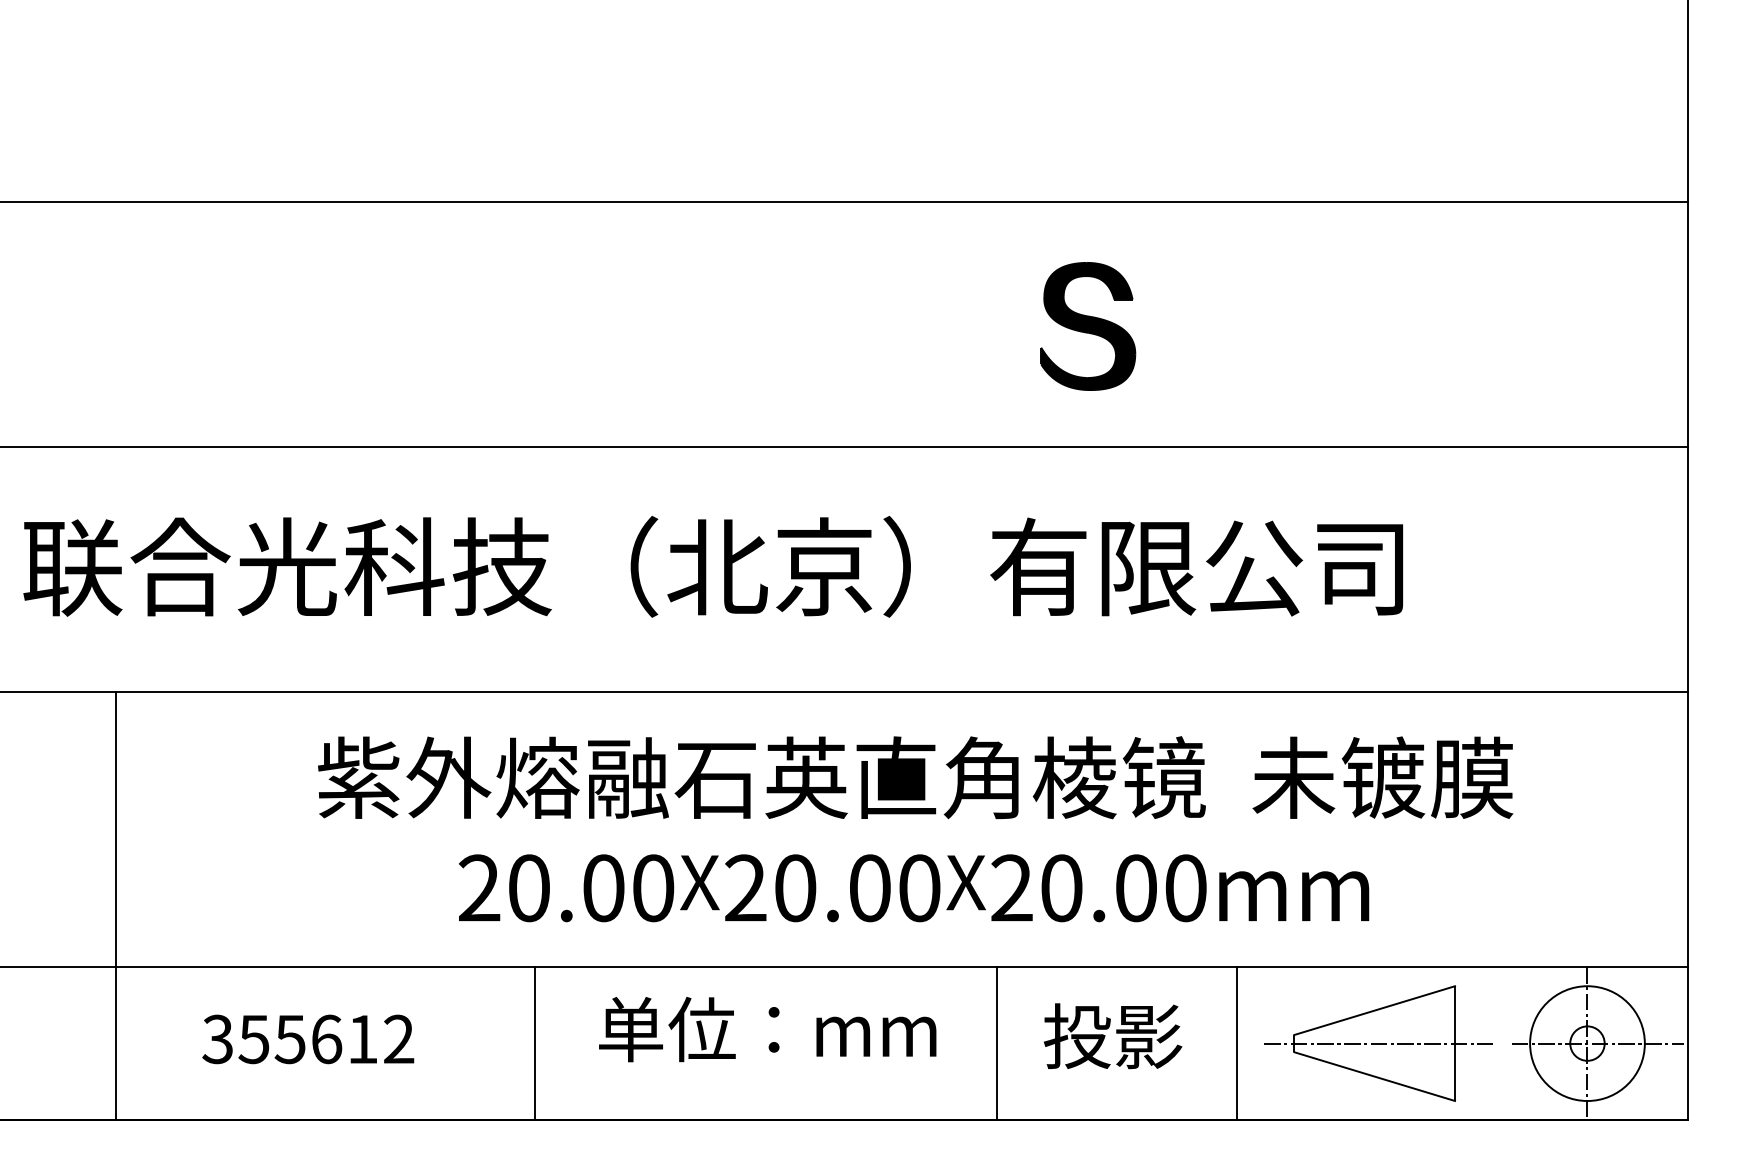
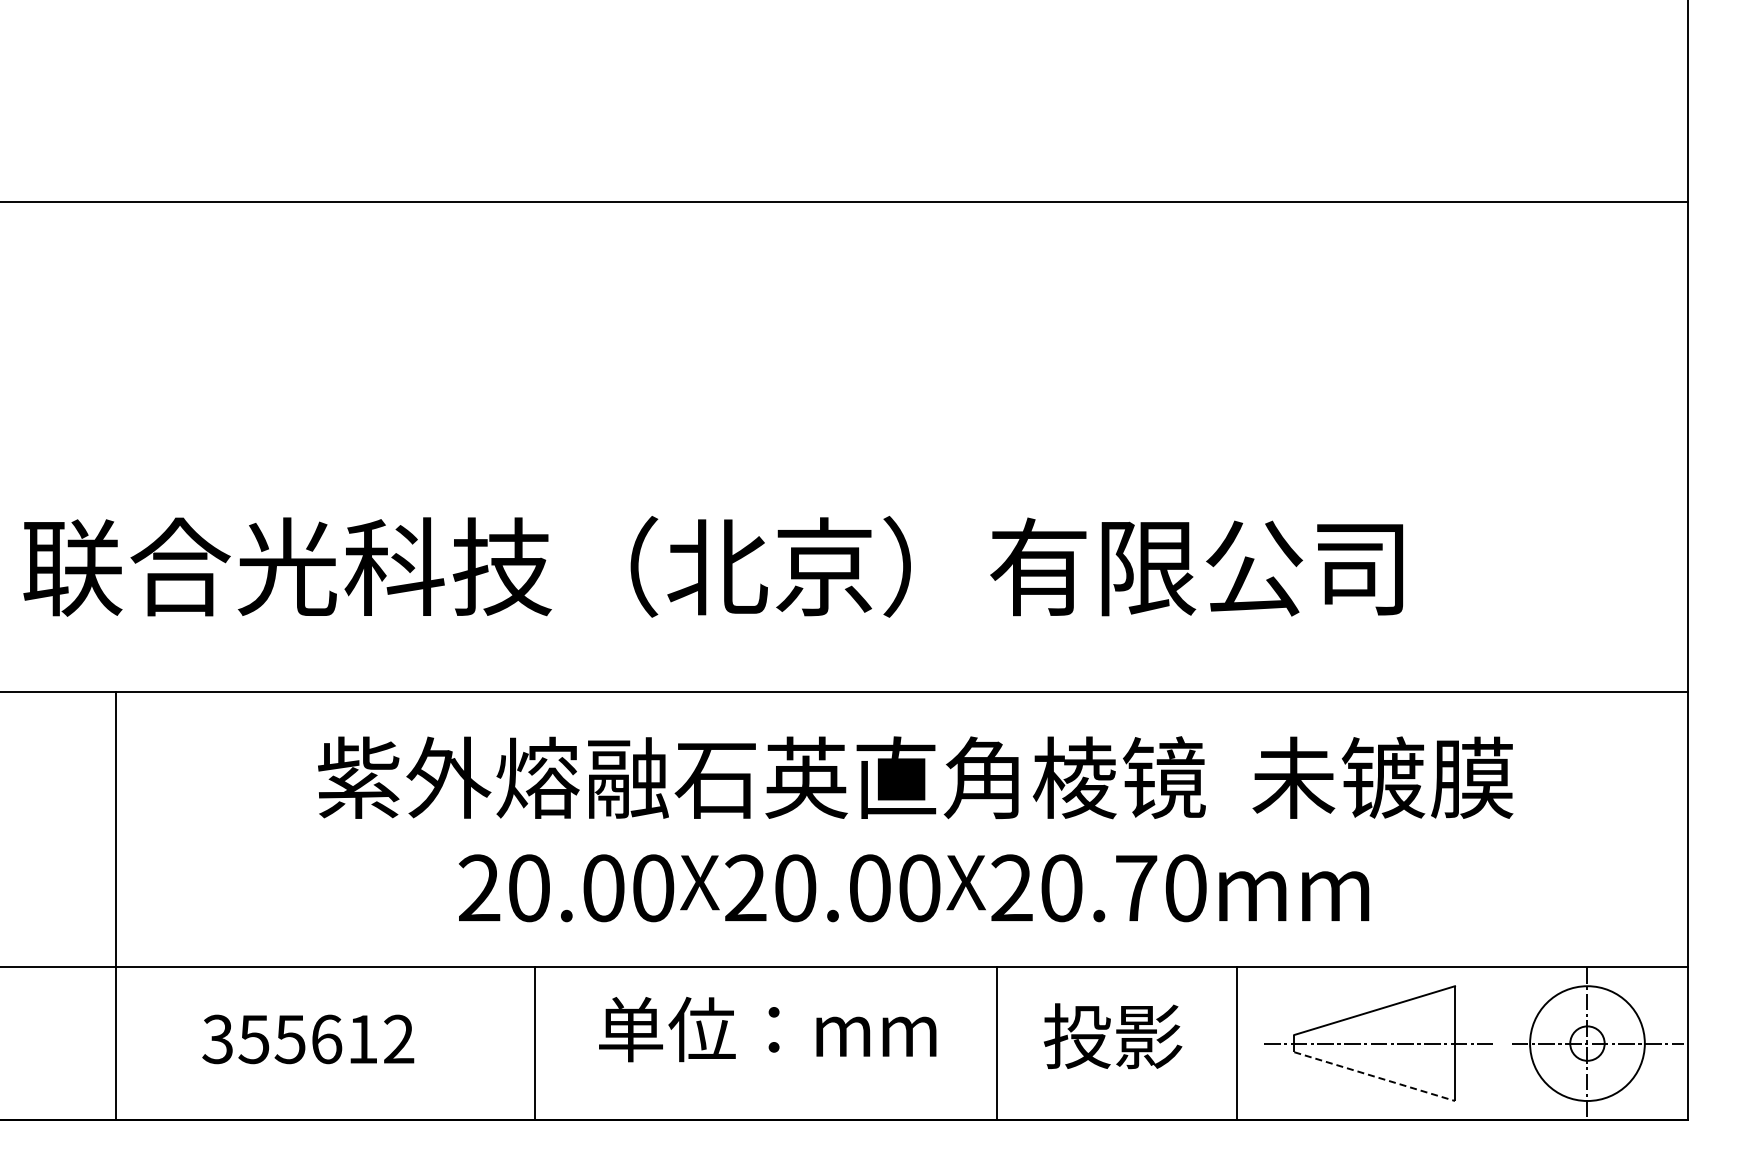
part: present -> none (1088, 326)
line: present -> none (844, 446)
text: 20.00 -> 20.70 (1136, 888)
line: solid -> dashed (1374, 1076)
